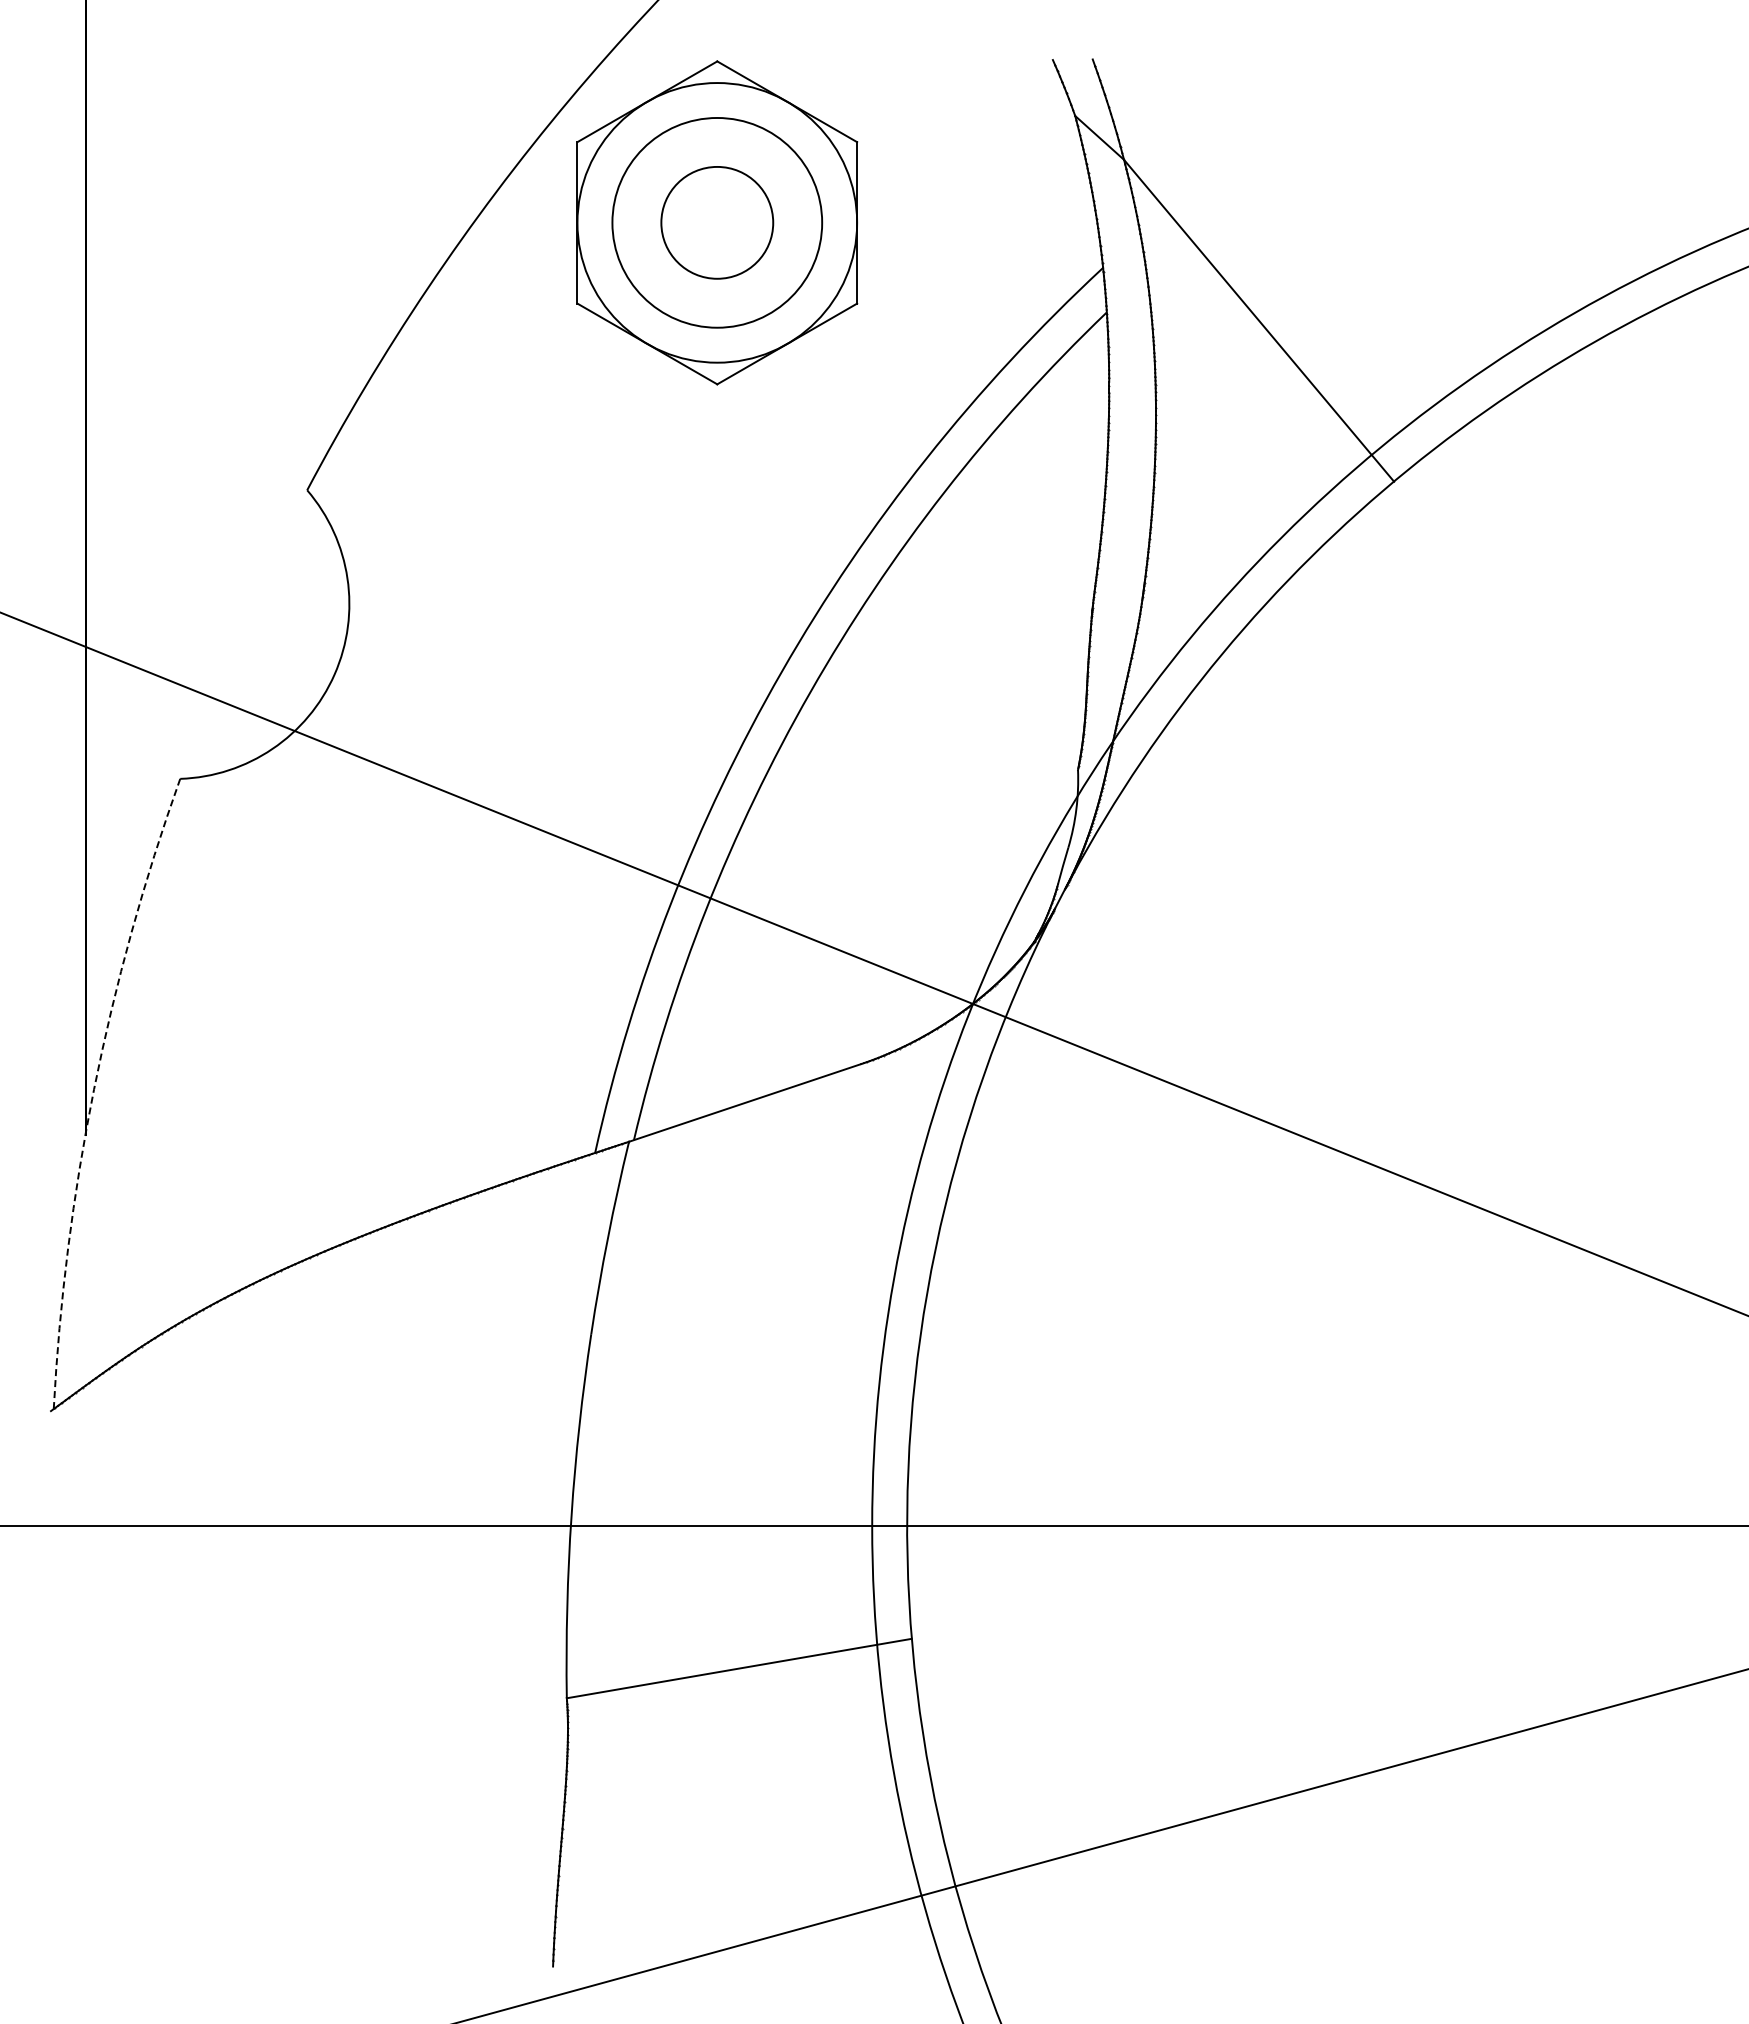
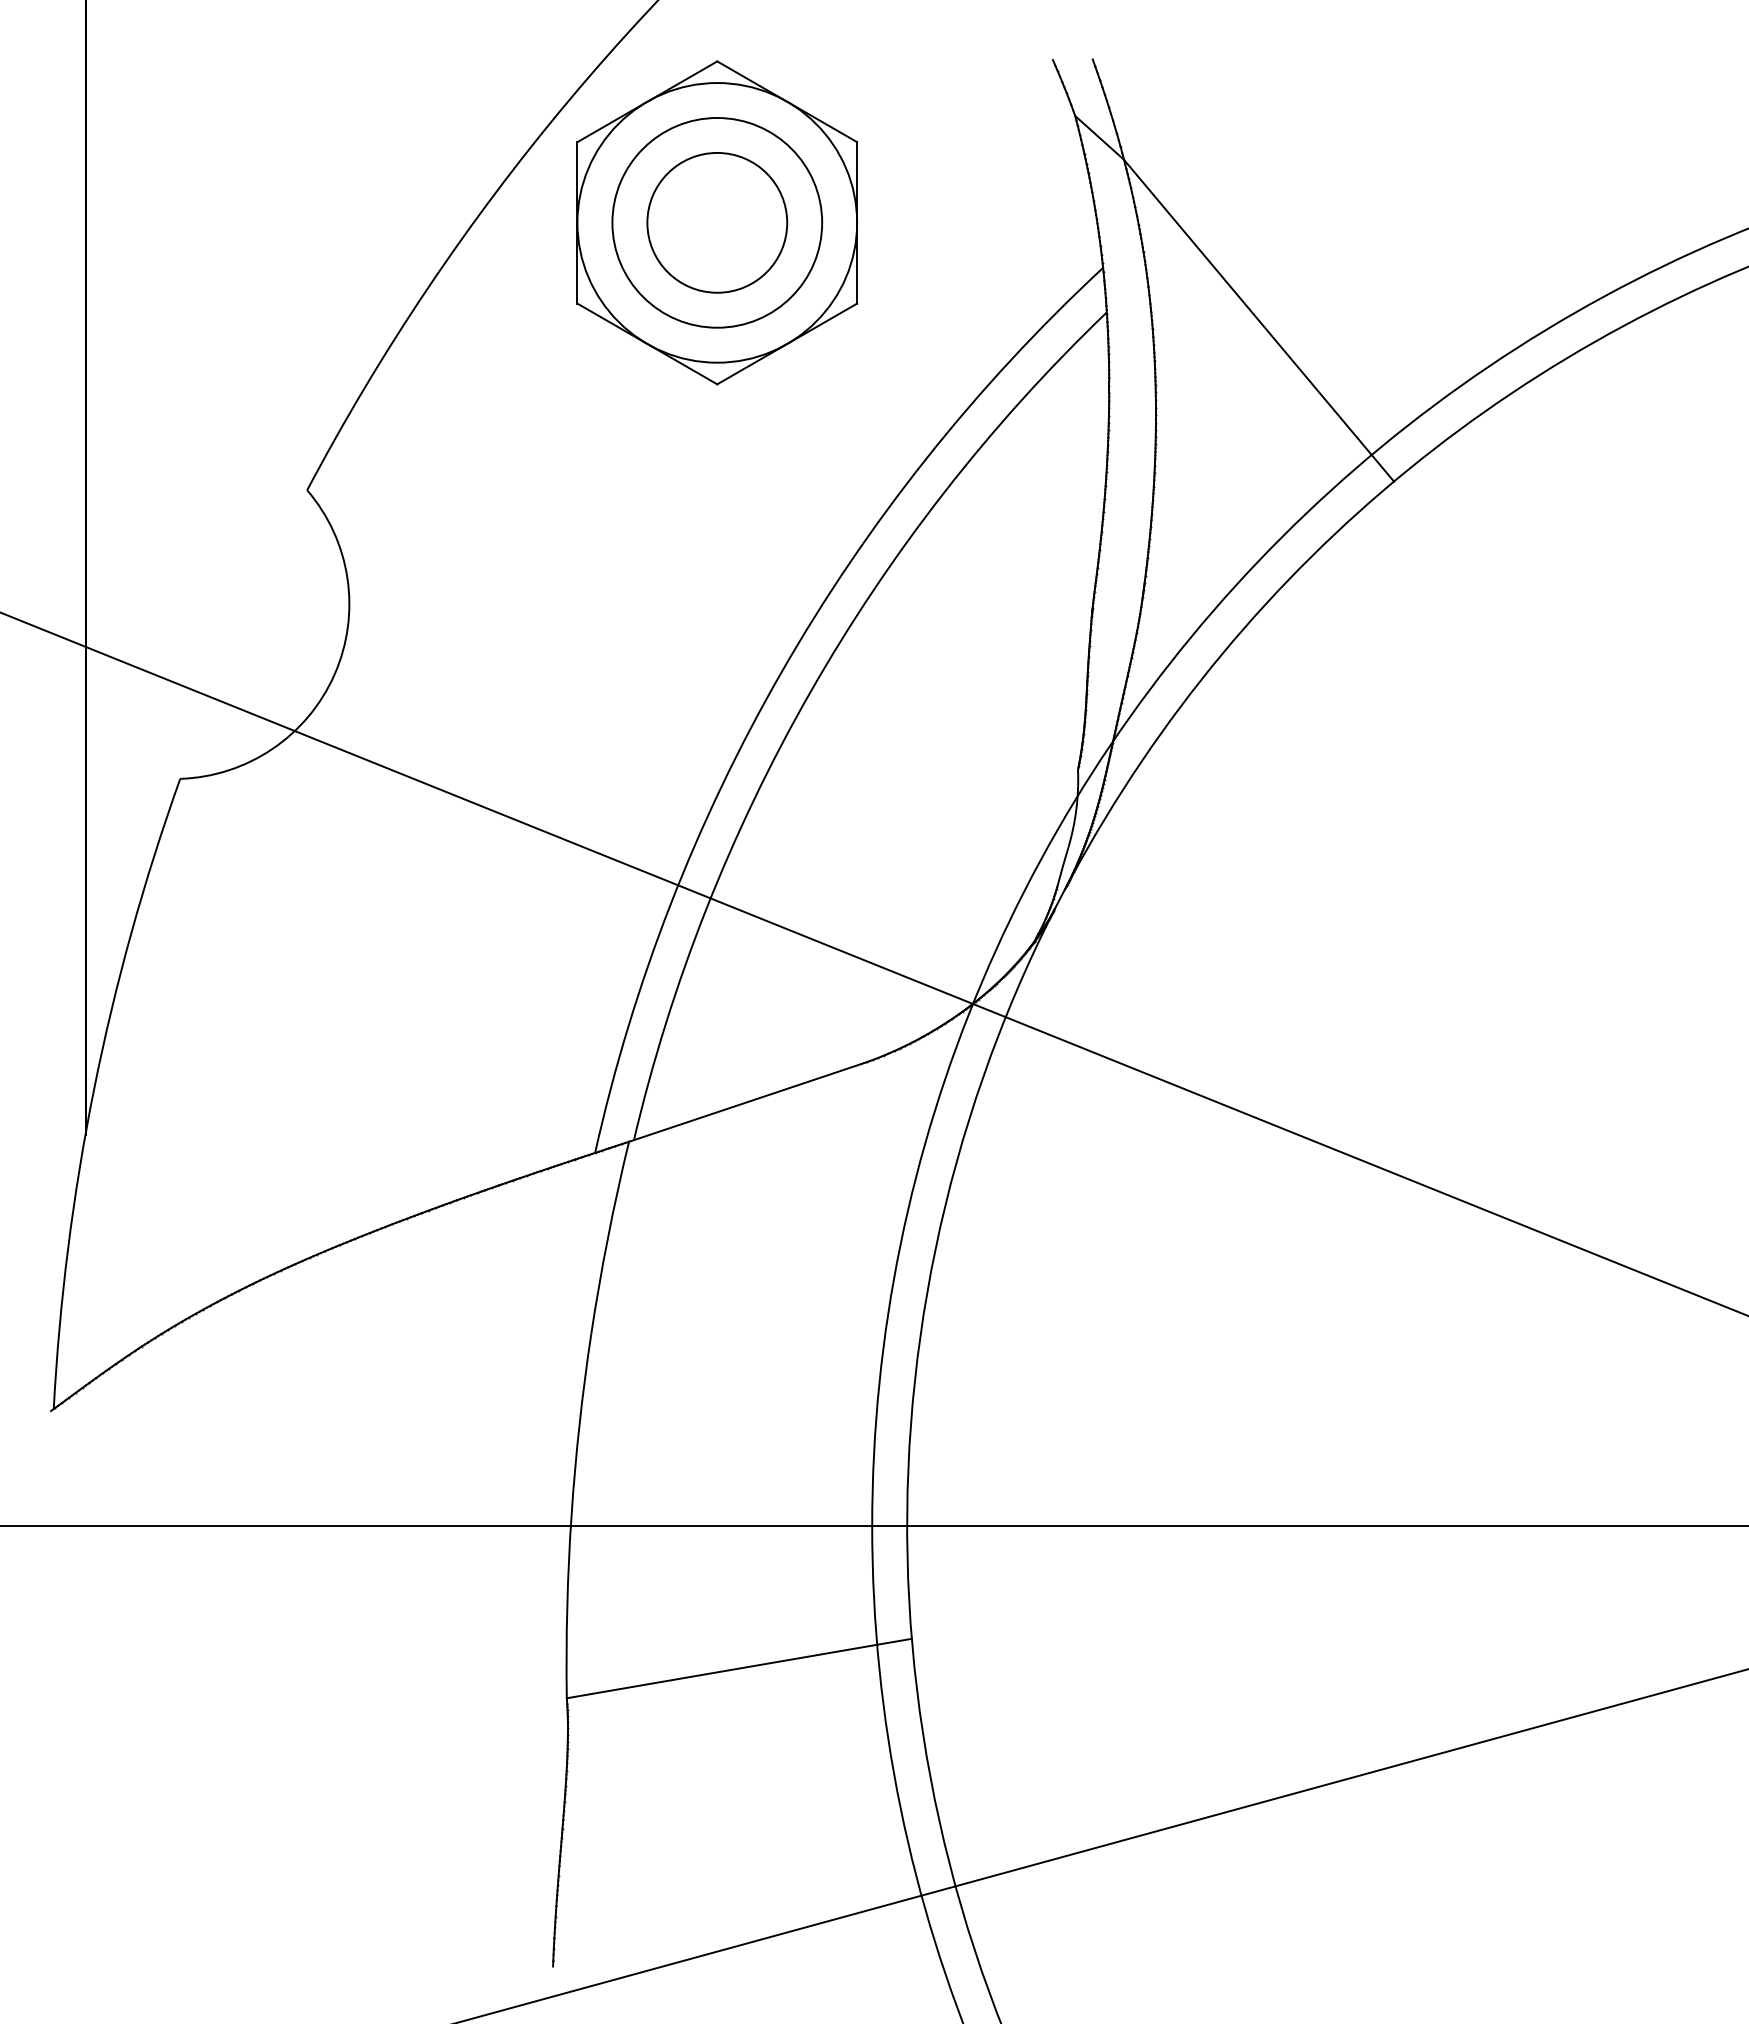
circle diameter: 112 px -> 140 px (717, 222)
arc: dashed -> solid (94, 1089)
